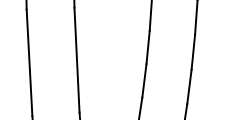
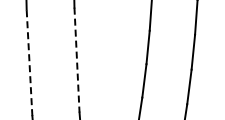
line: solid -> dashed (77, 60)
line: solid -> dashed (29, 62)
